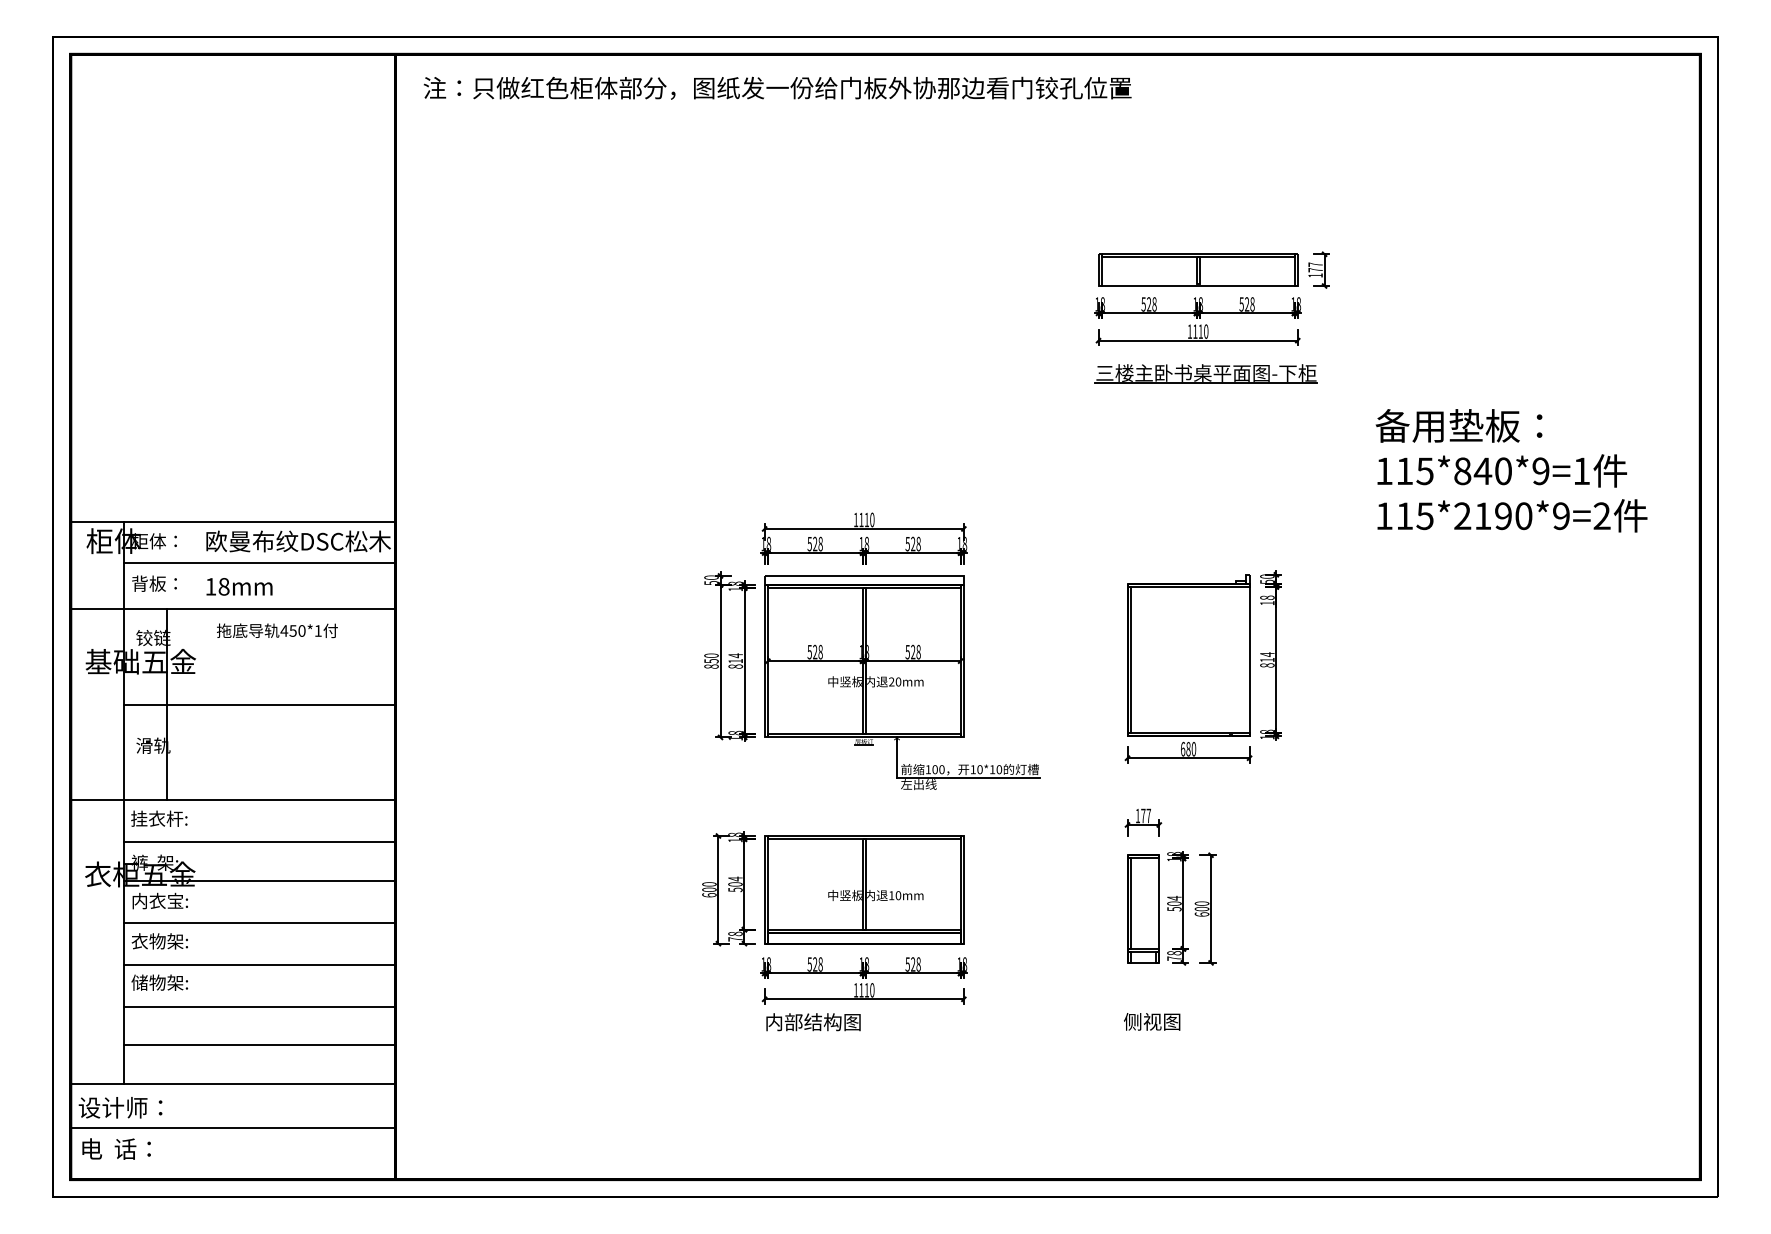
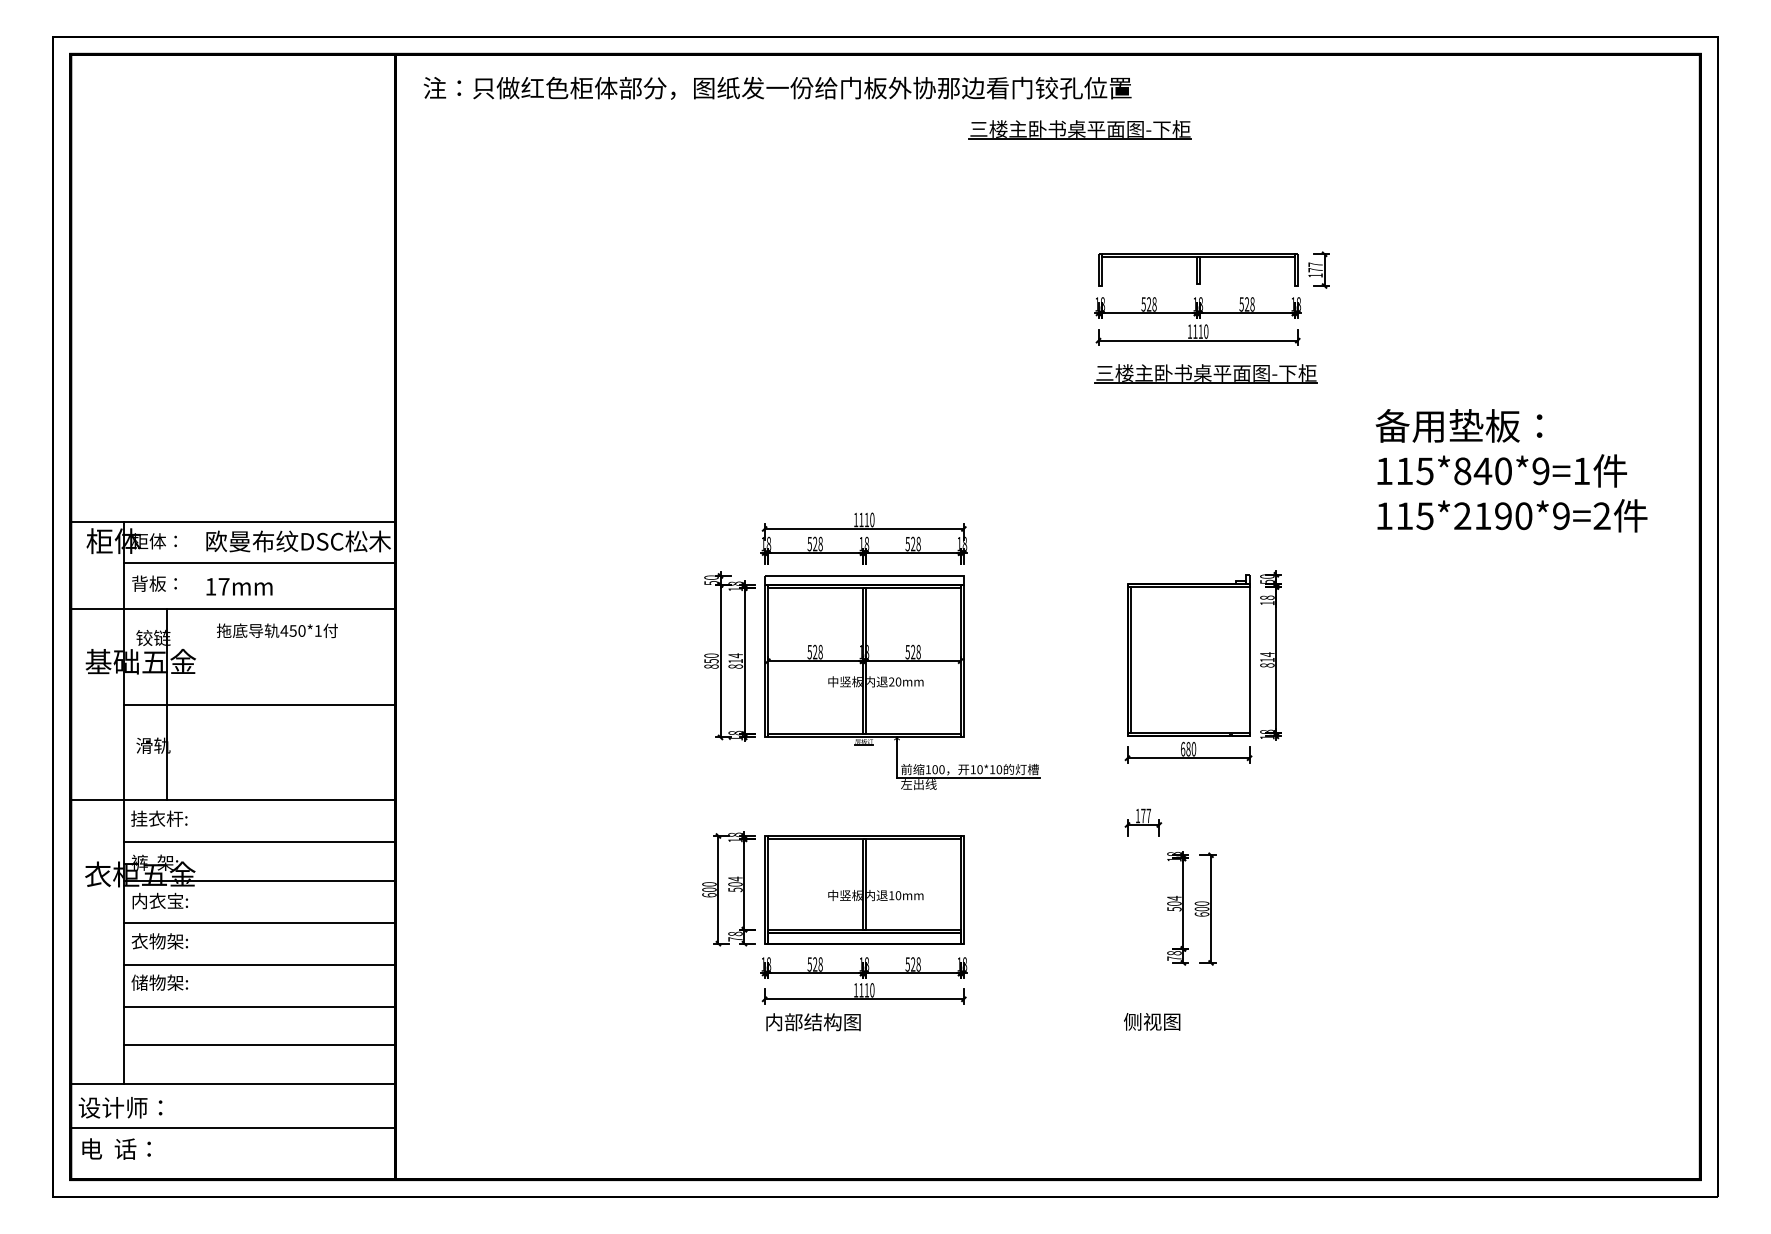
part: none -> present (1079, 129)
line: present -> none (1197, 286)
text: 18mm -> 17mm (223, 586)
part: present -> none (1143, 908)
